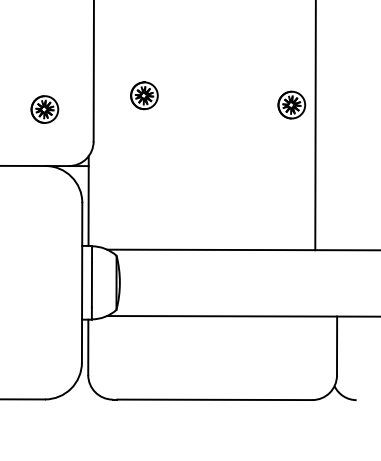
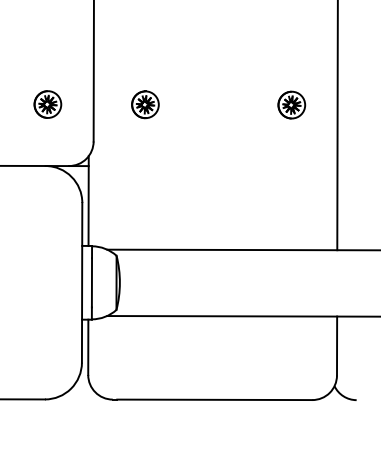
part position: (144, 95) -> (145, 104) (145, 104)
part position: (44, 109) -> (47, 104) (47, 104)
line position: (315, 126) -> (337, 126) (337, 126)
